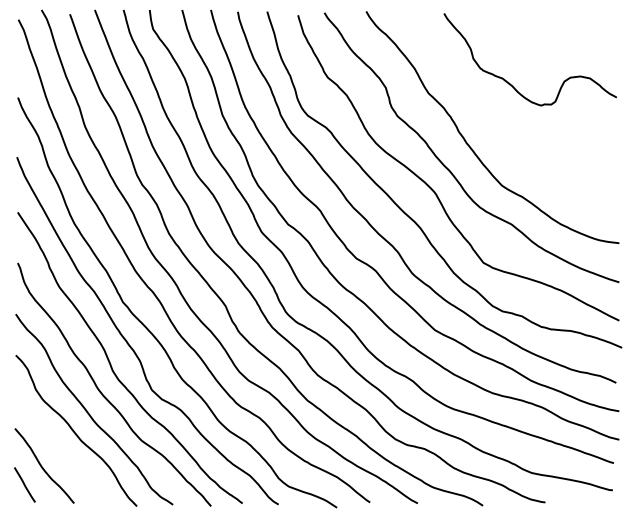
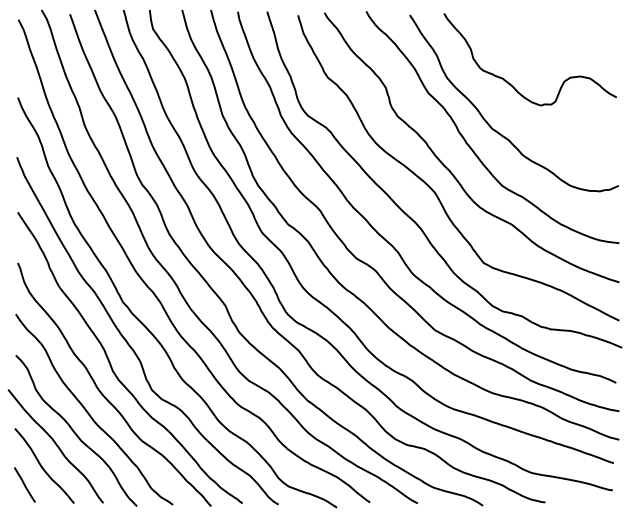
curve: none -> present (488, 122)
curve: none -> present (56, 446)
